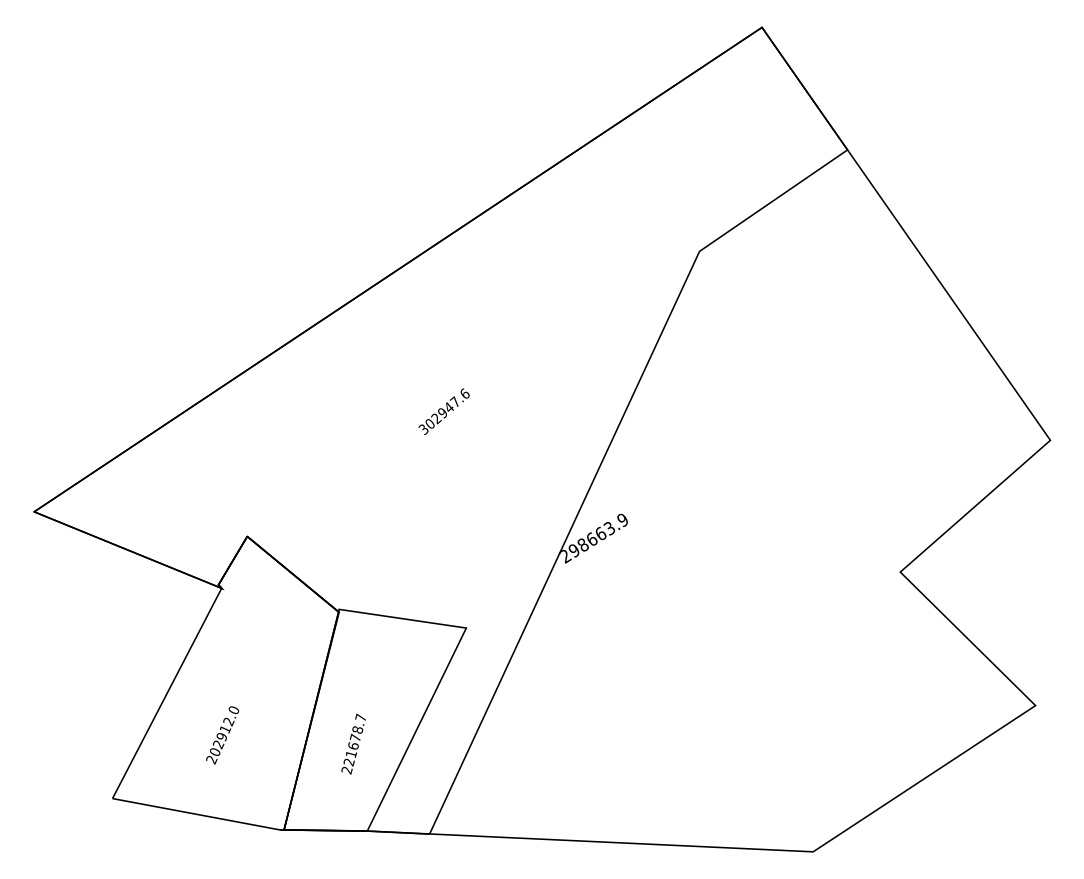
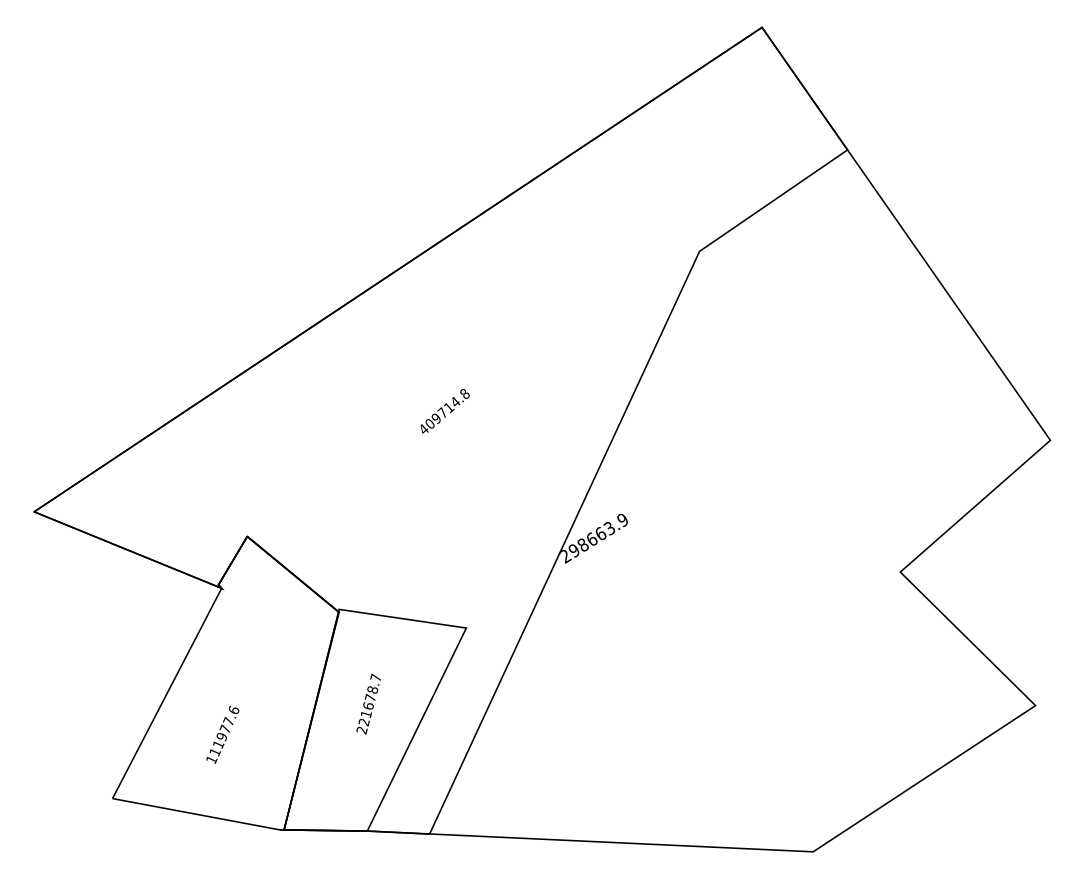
text: 302947.6 -> 409714.8 (443, 411)
text: 202912.0 -> 111977.6 (222, 734)
text position: (353, 743) -> (368, 703) (368, 703)
